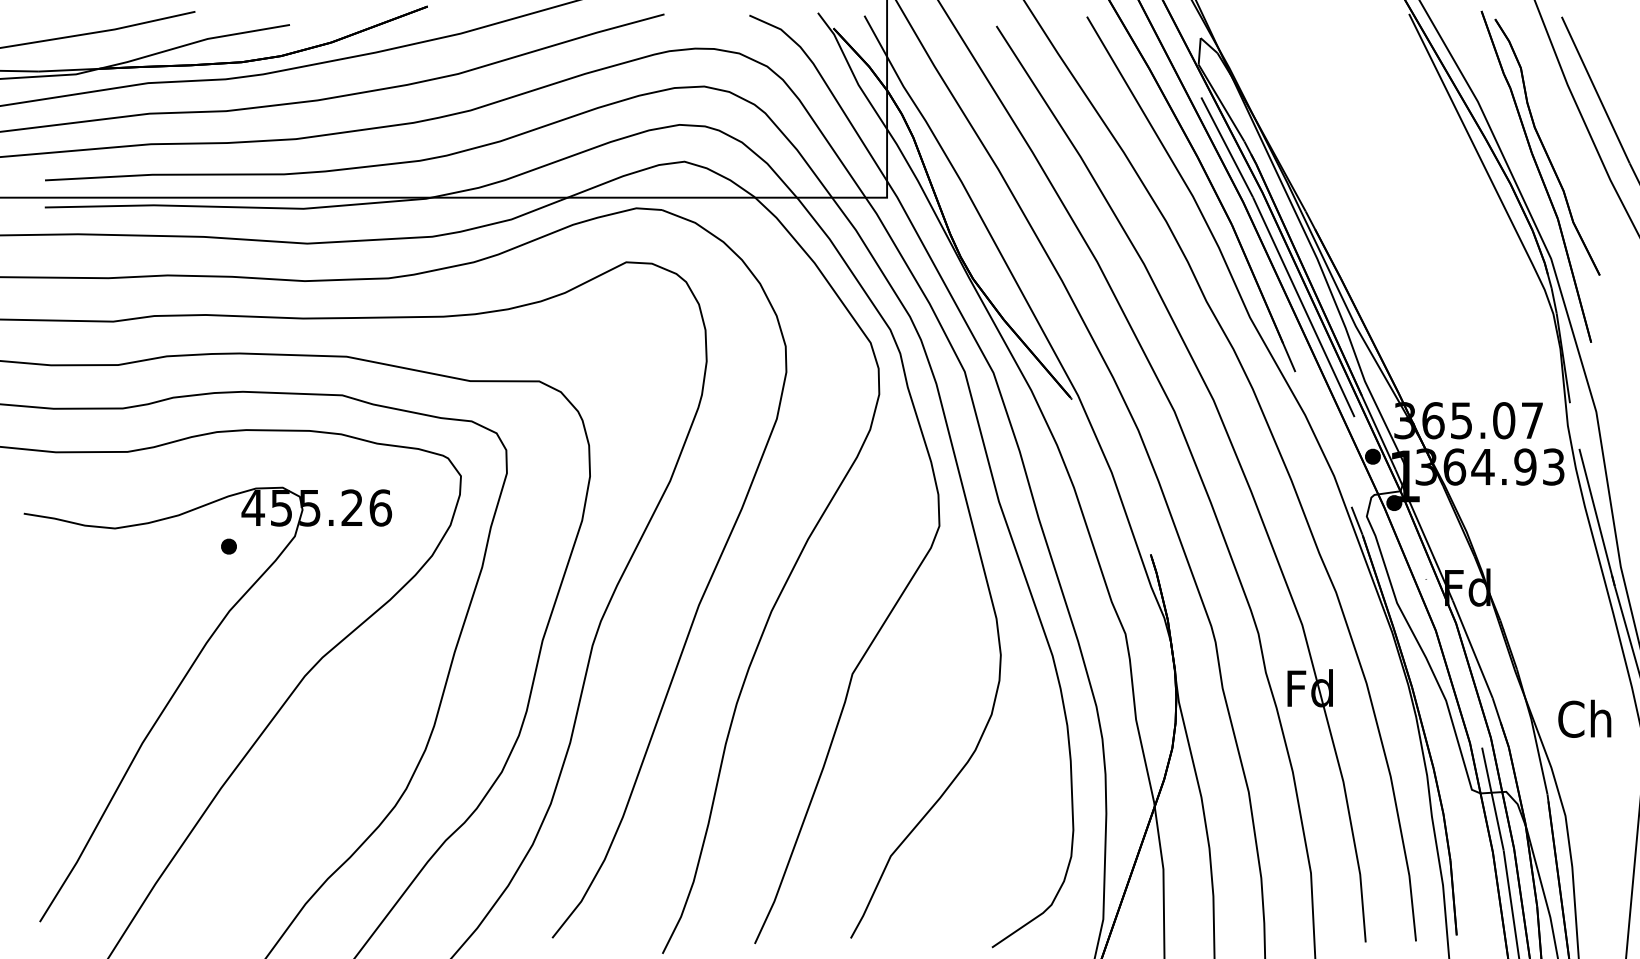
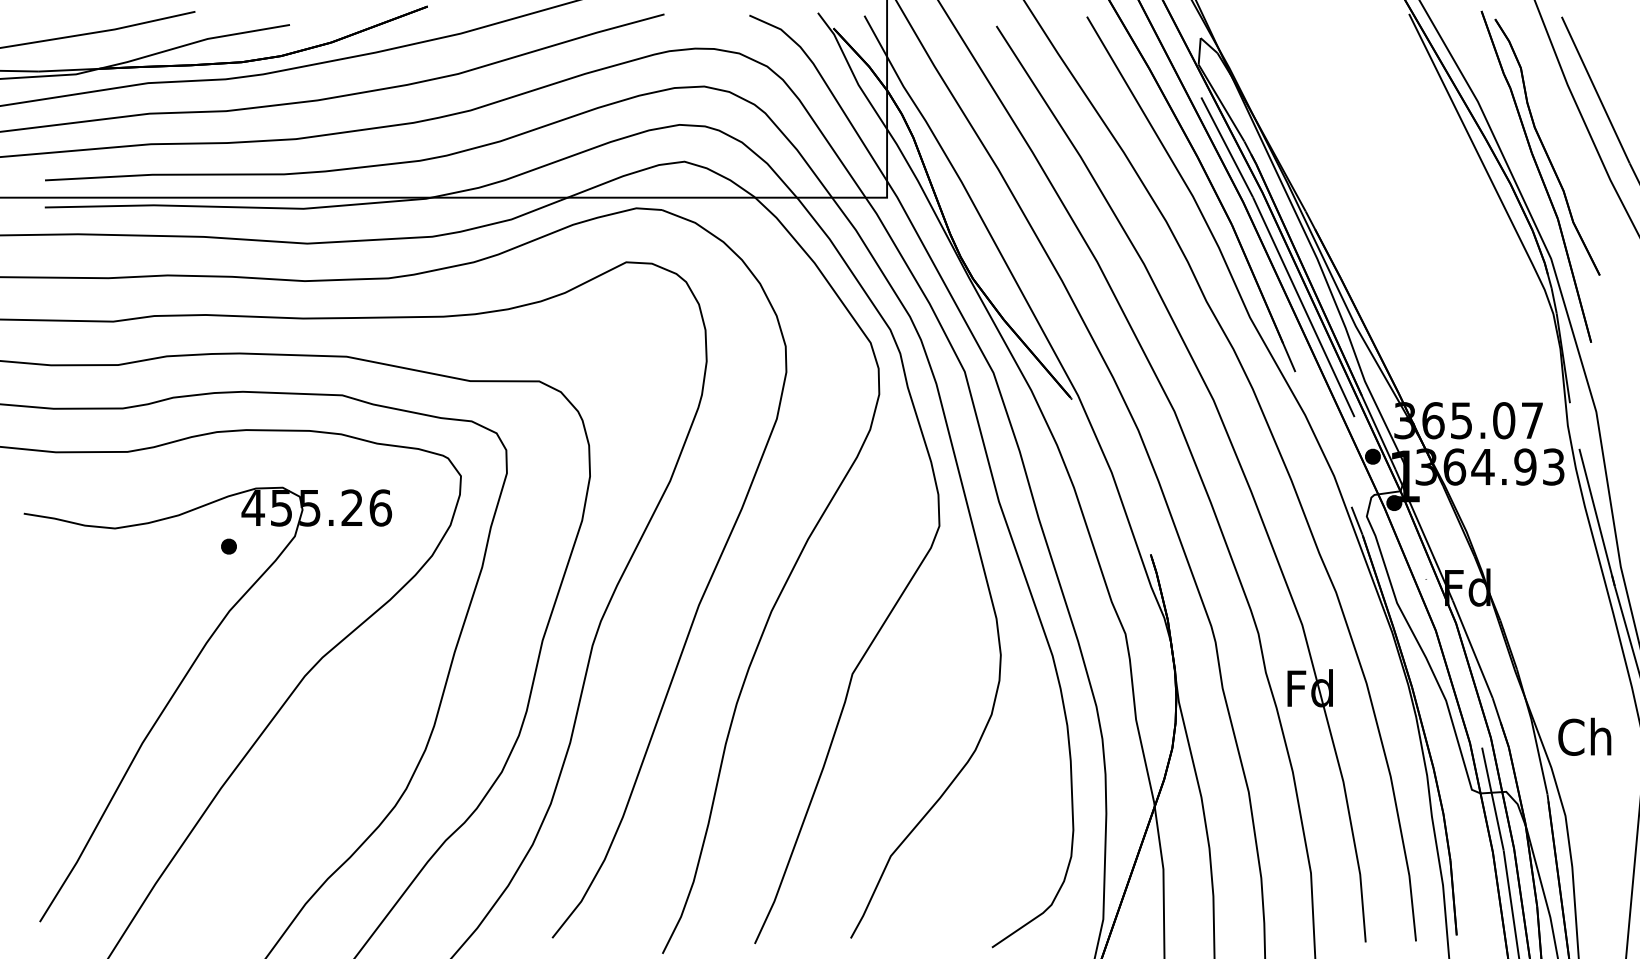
text position: (1584, 718) -> (1584, 736) (1584, 736)
